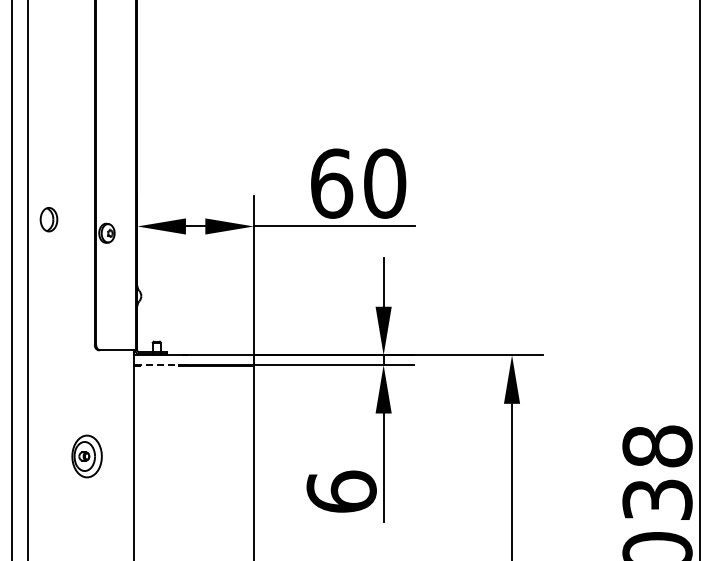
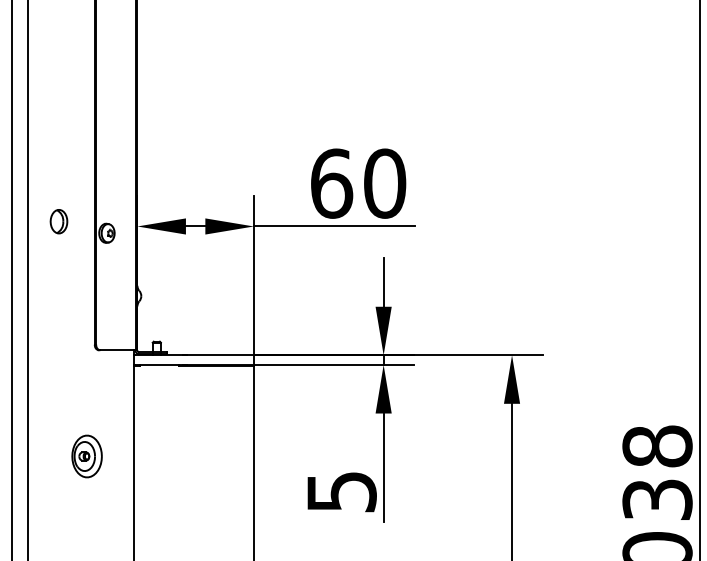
part position: (48, 219) -> (58, 221) (58, 221)
line: dashed -> solid (159, 365)
text: 6 -> 5 (341, 491)
